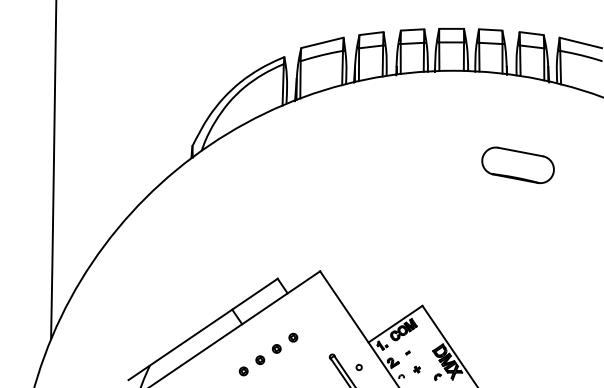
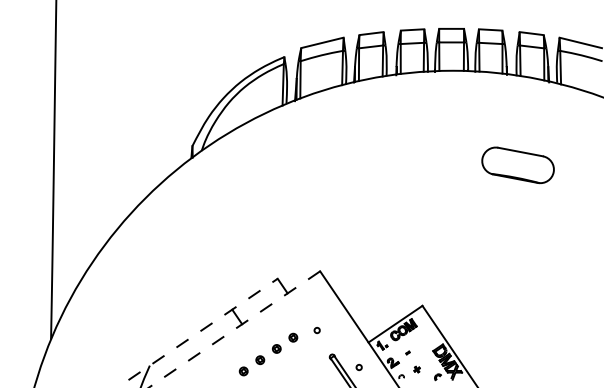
line: solid -> dashed (203, 329)
line: solid -> dashed (234, 329)
circle: none -> present (316, 330)
